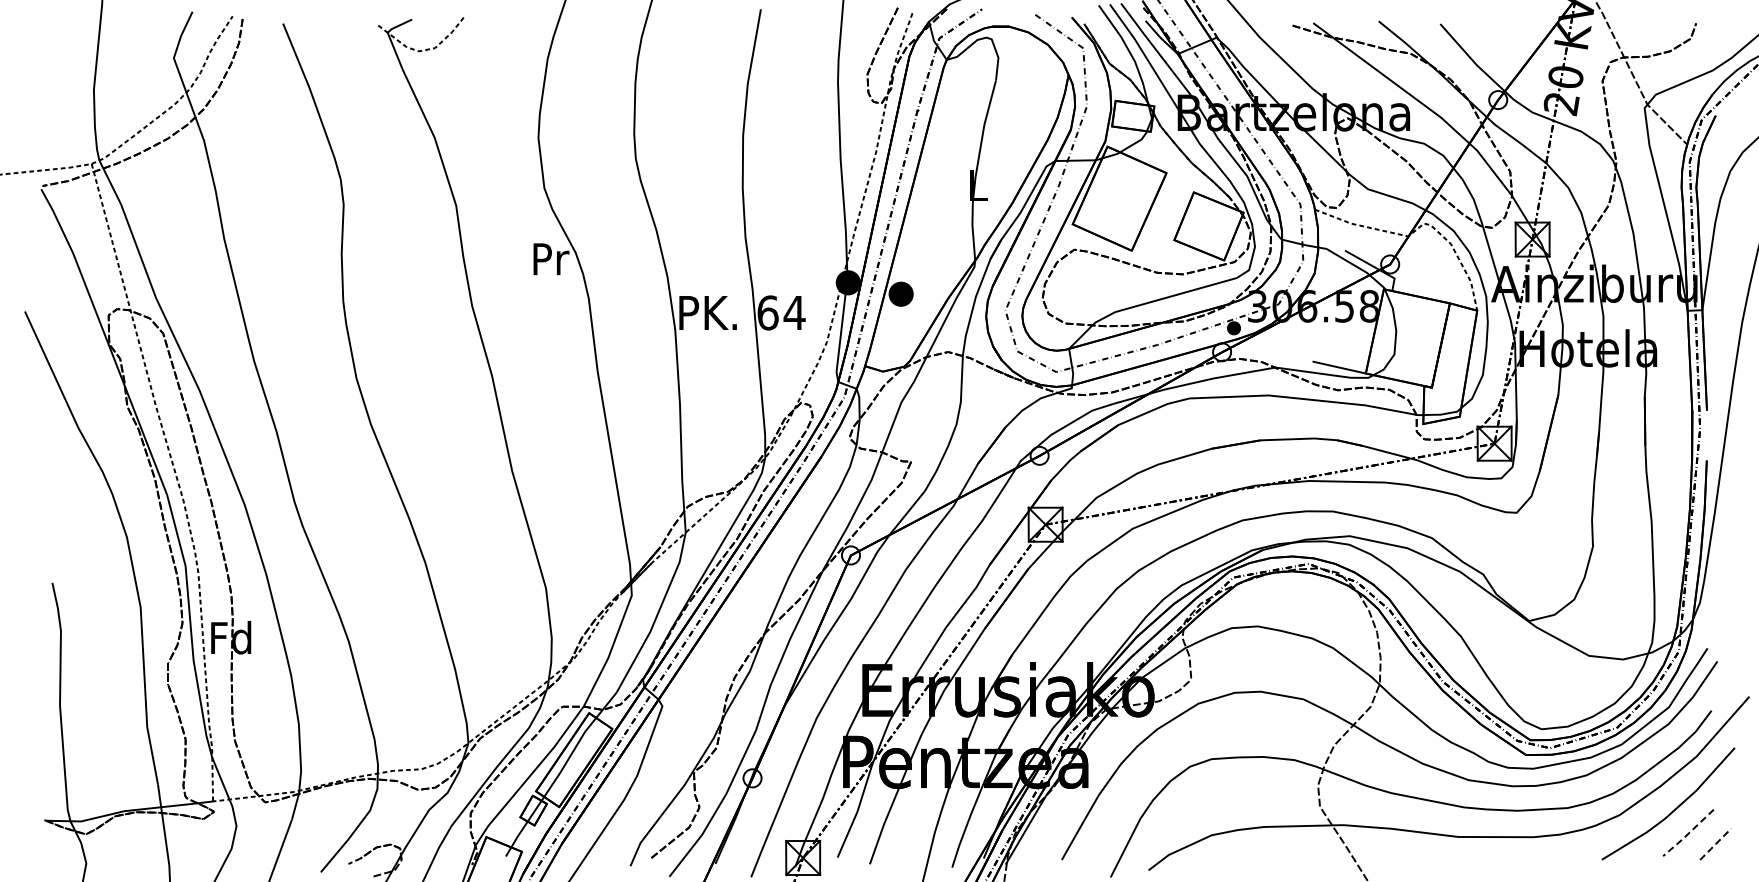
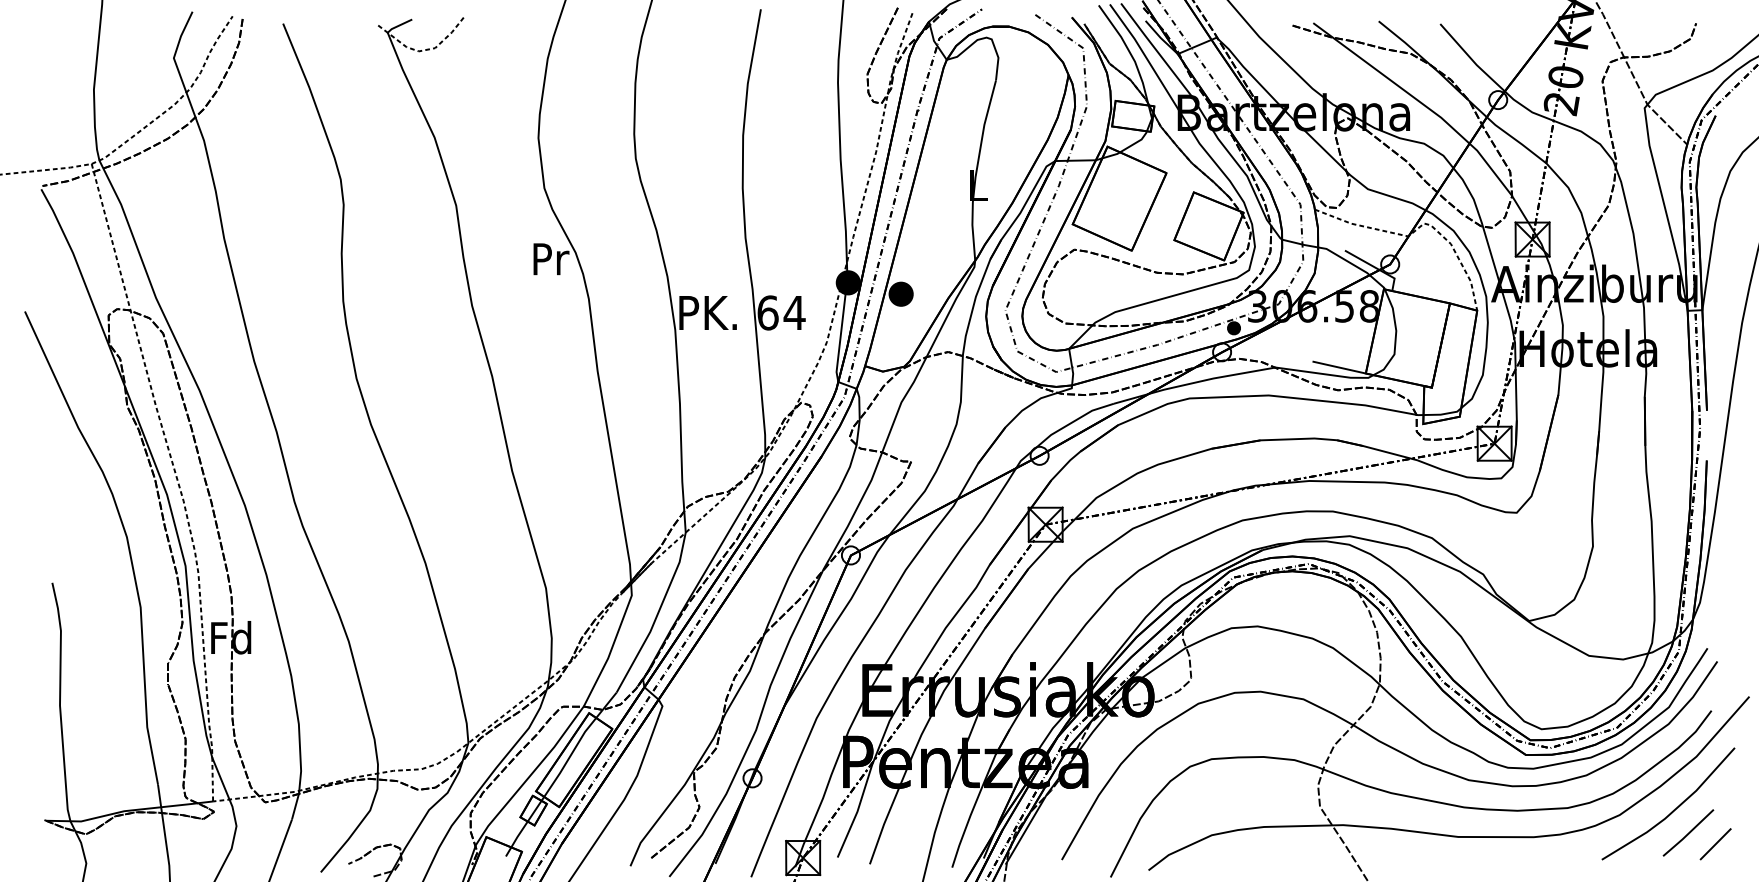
line: dashed -> solid (1688, 833)
line: dashed -> solid (1716, 843)
